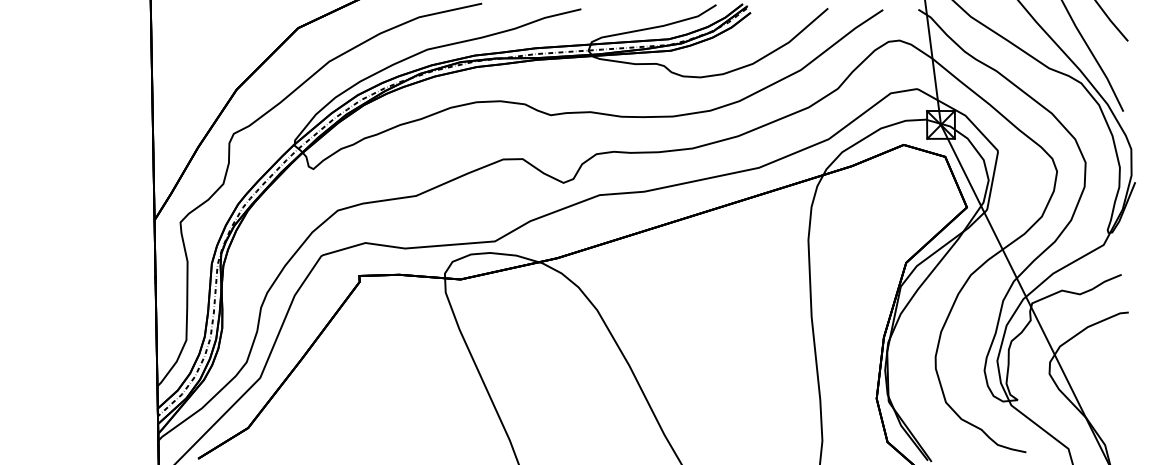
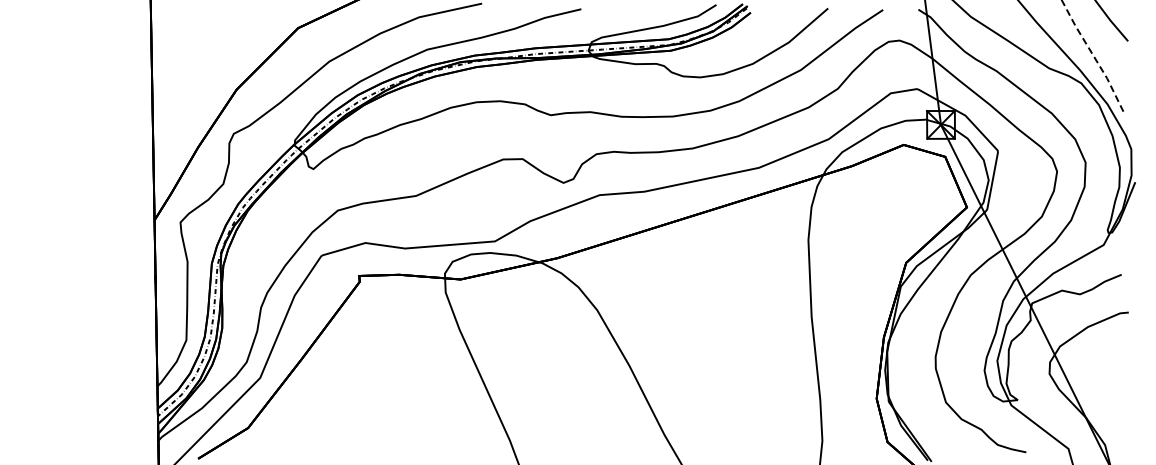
line: solid -> dashed (1093, 55)
